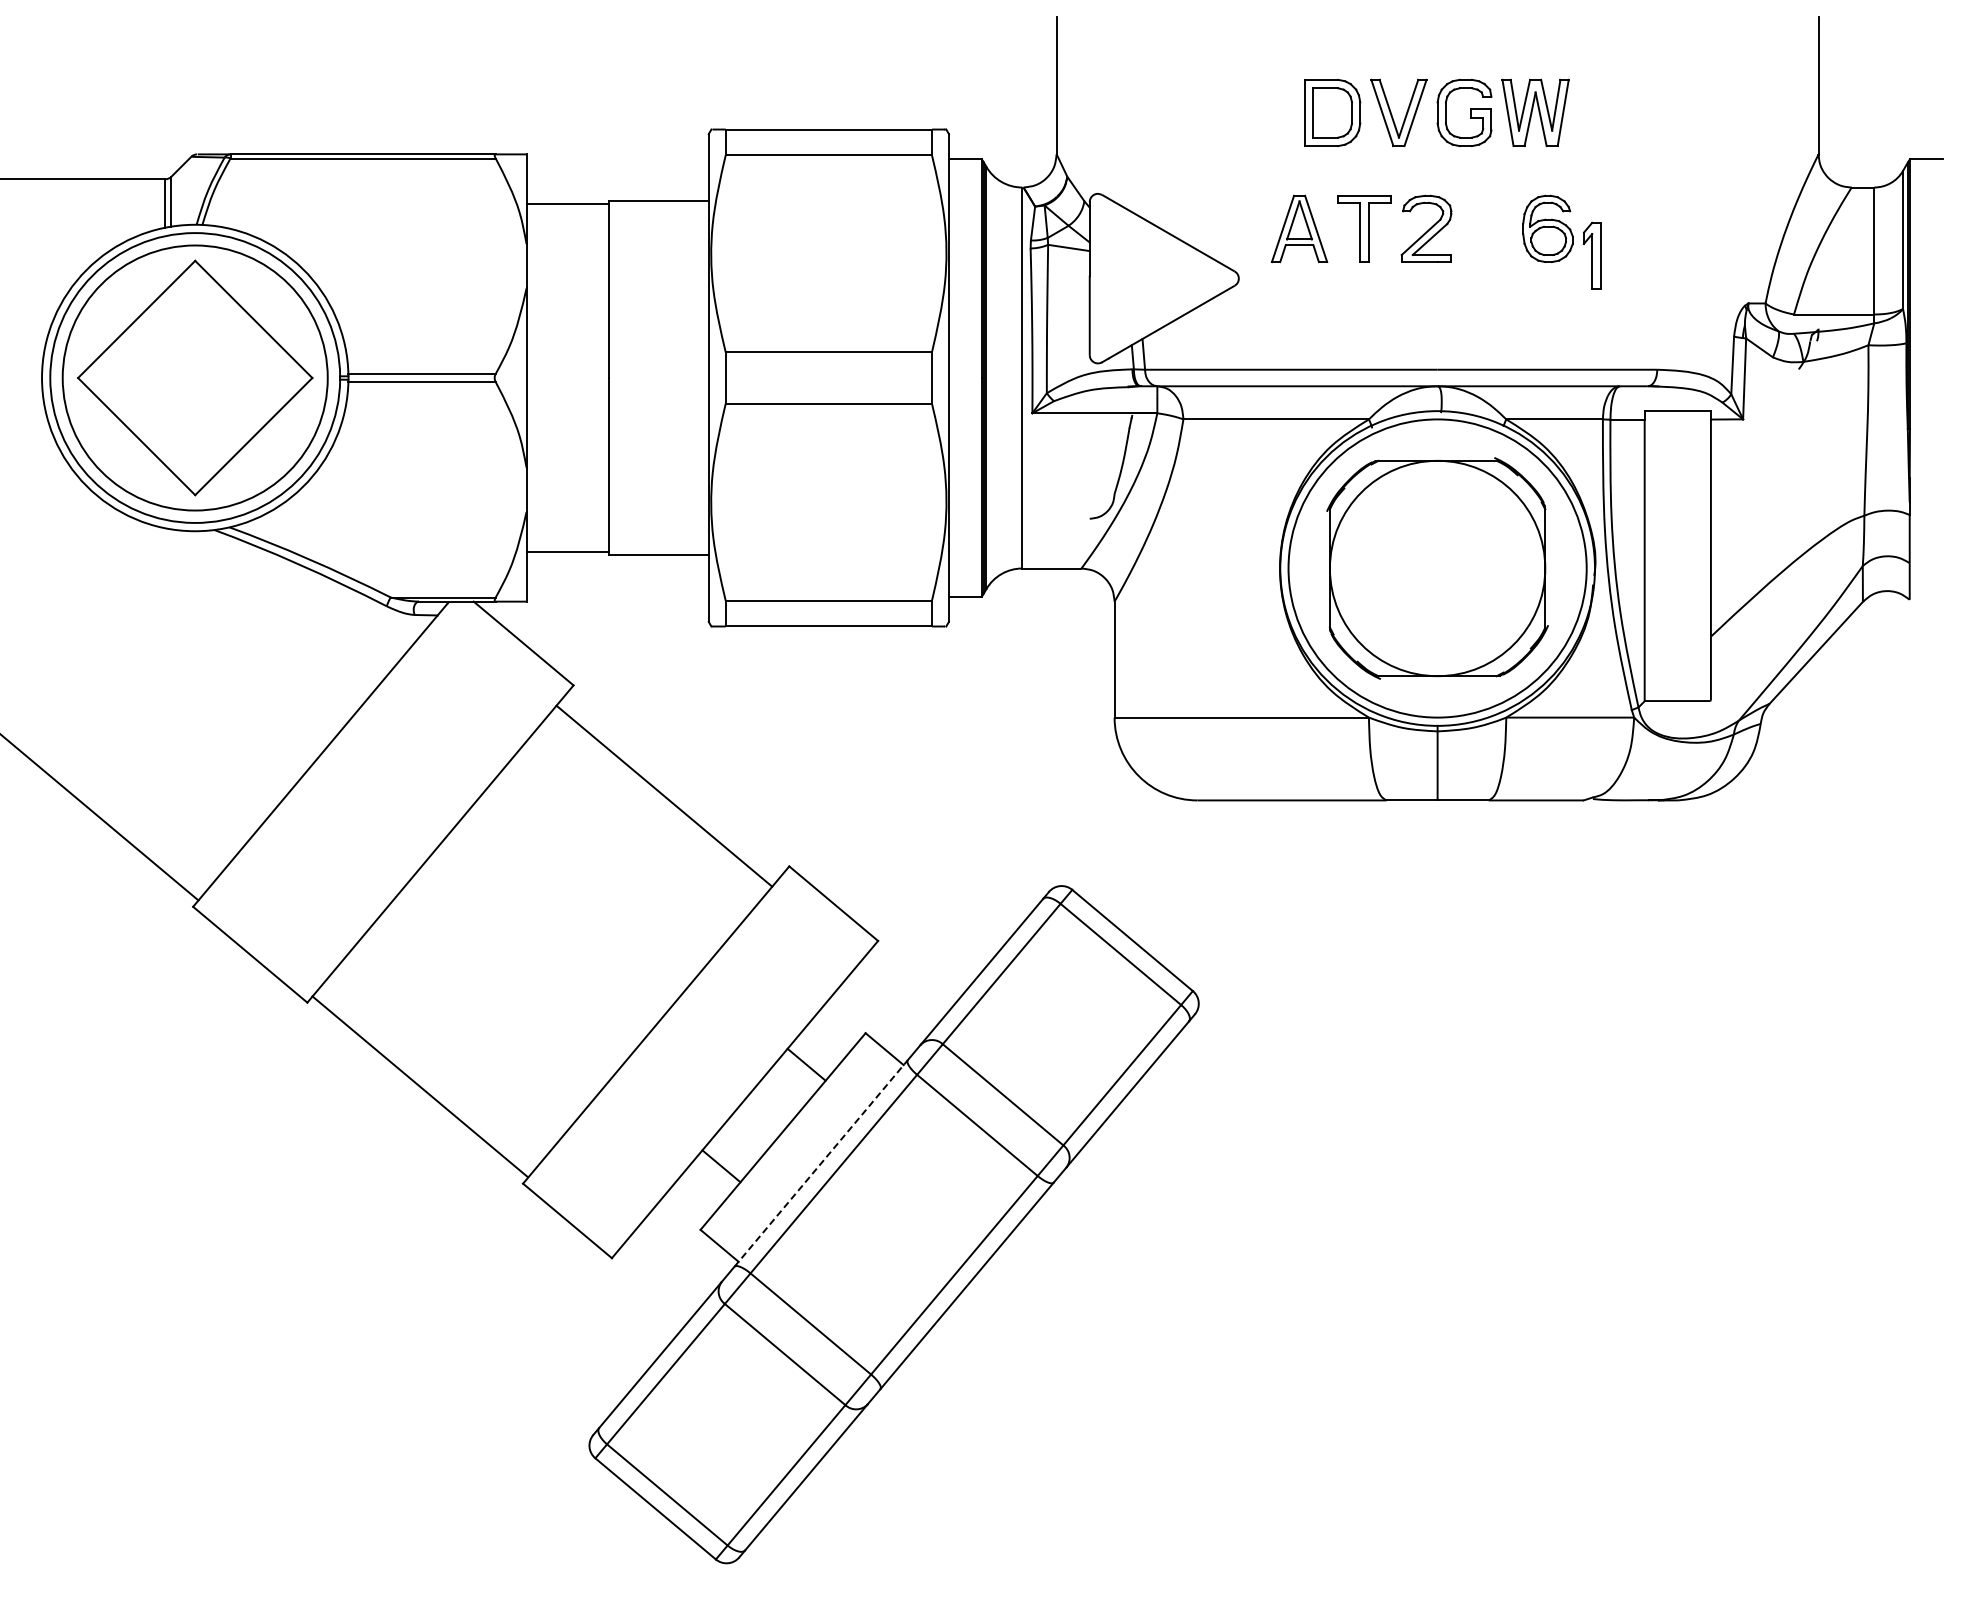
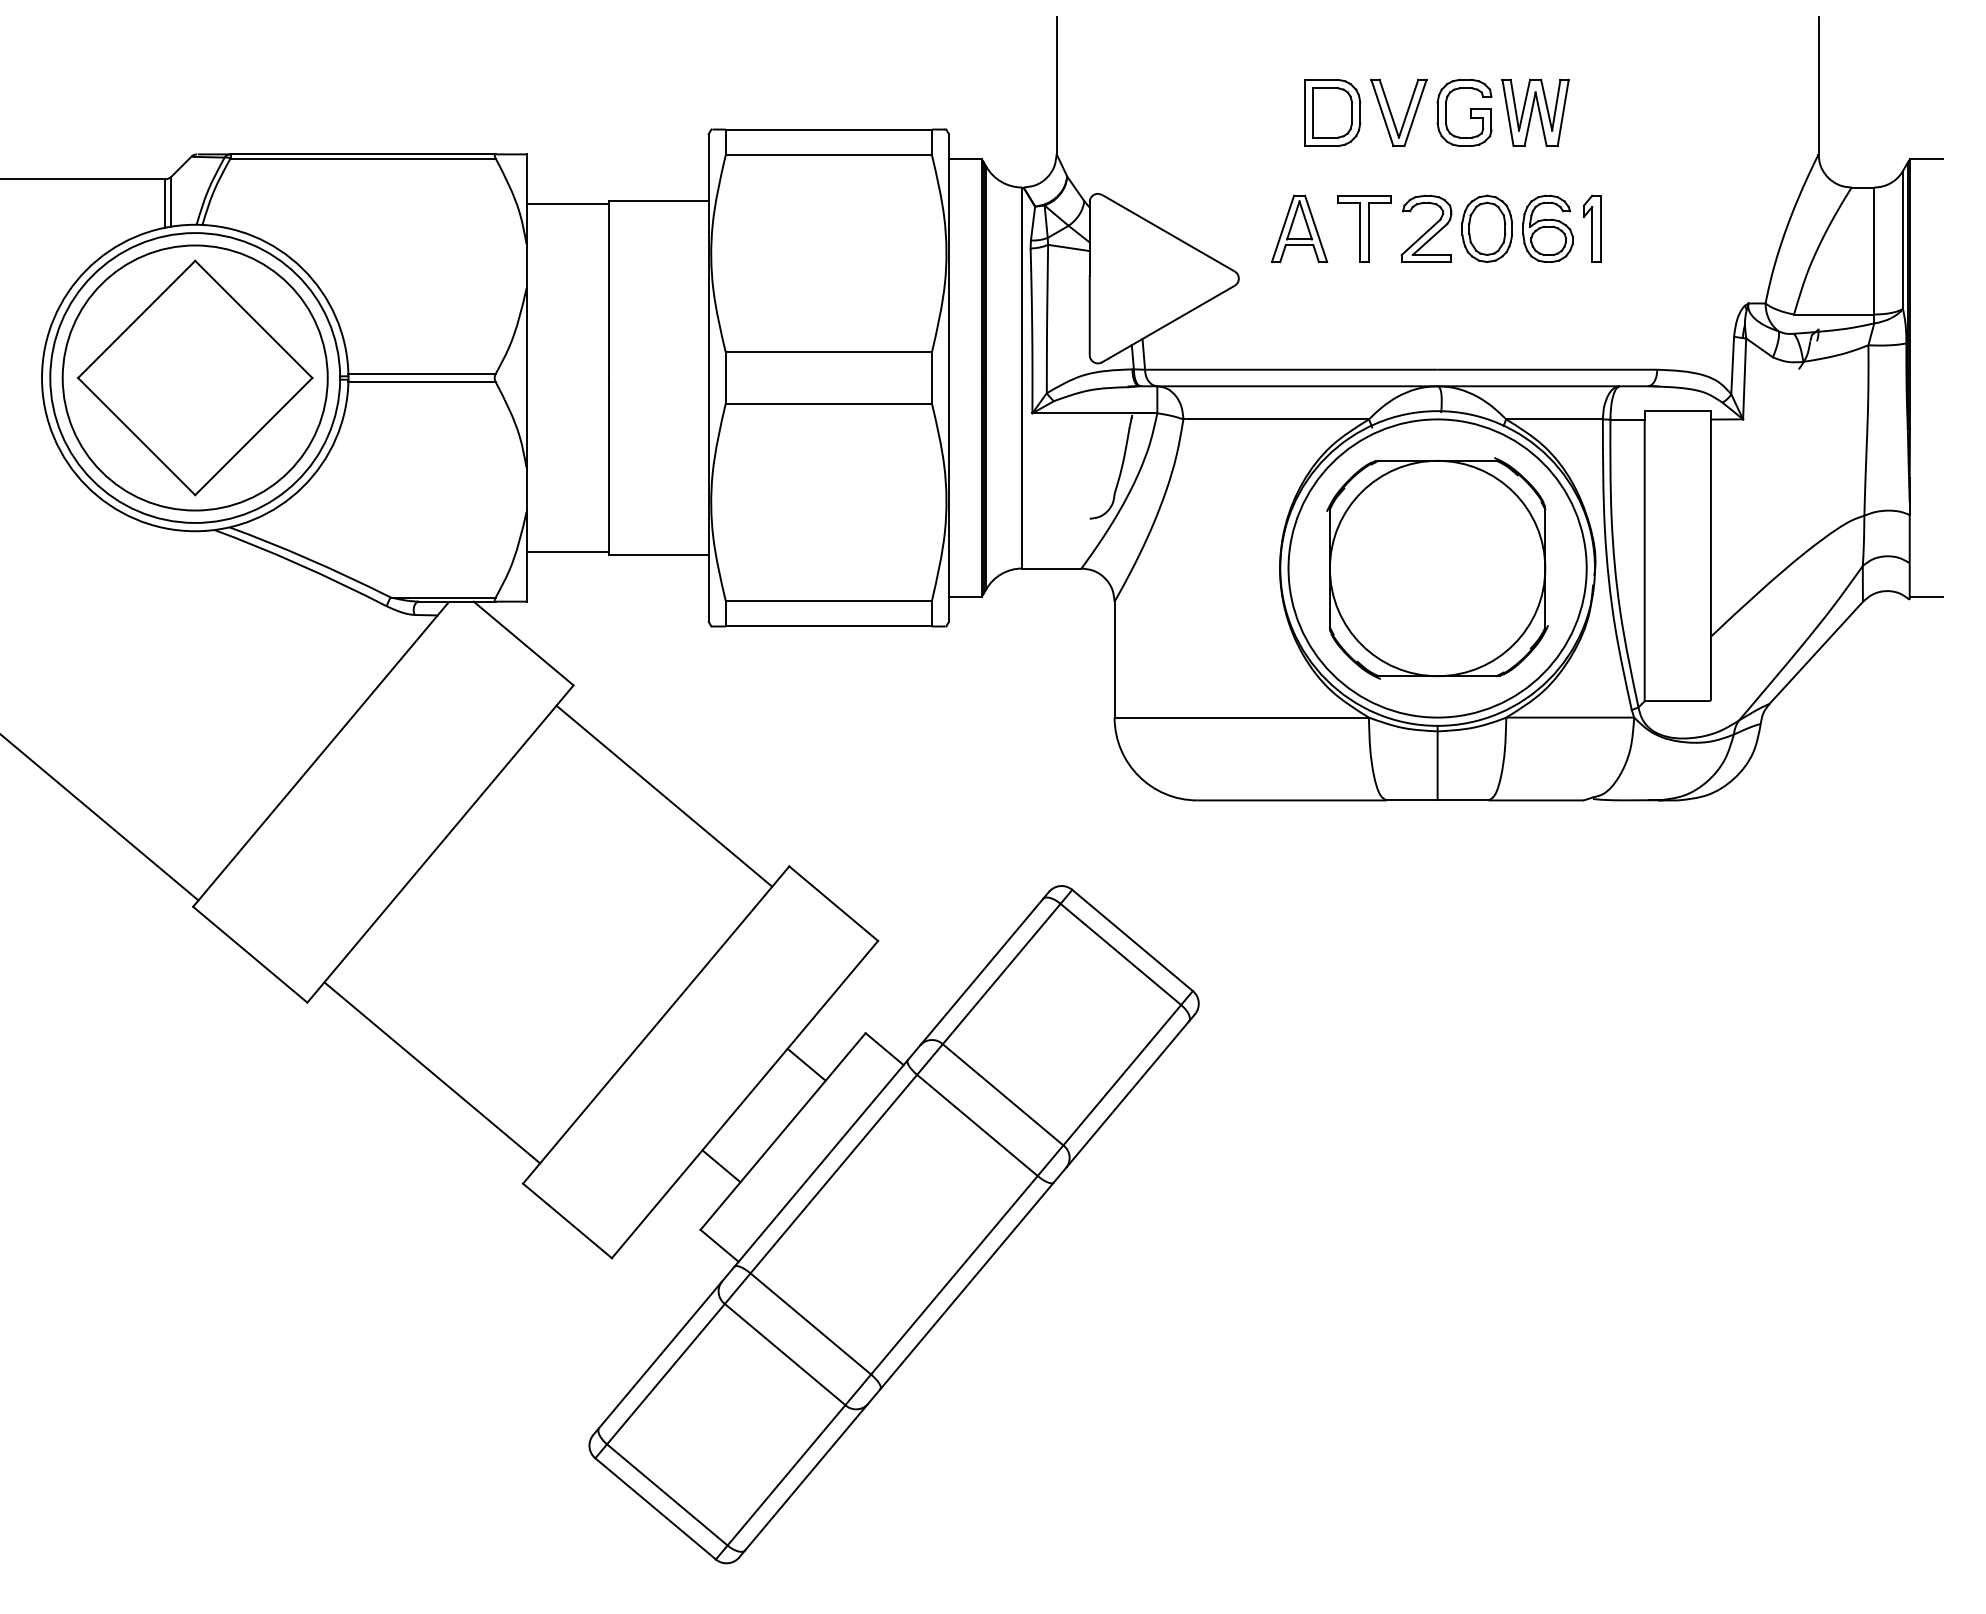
part: none -> present (1487, 228)
part position: (1591, 255) -> (1591, 228) (1591, 228)
line: none -> present (1925, 596)
line position: (420, 1086) -> (432, 1072) (432, 1072)
line: dashed -> solid (821, 1163)
